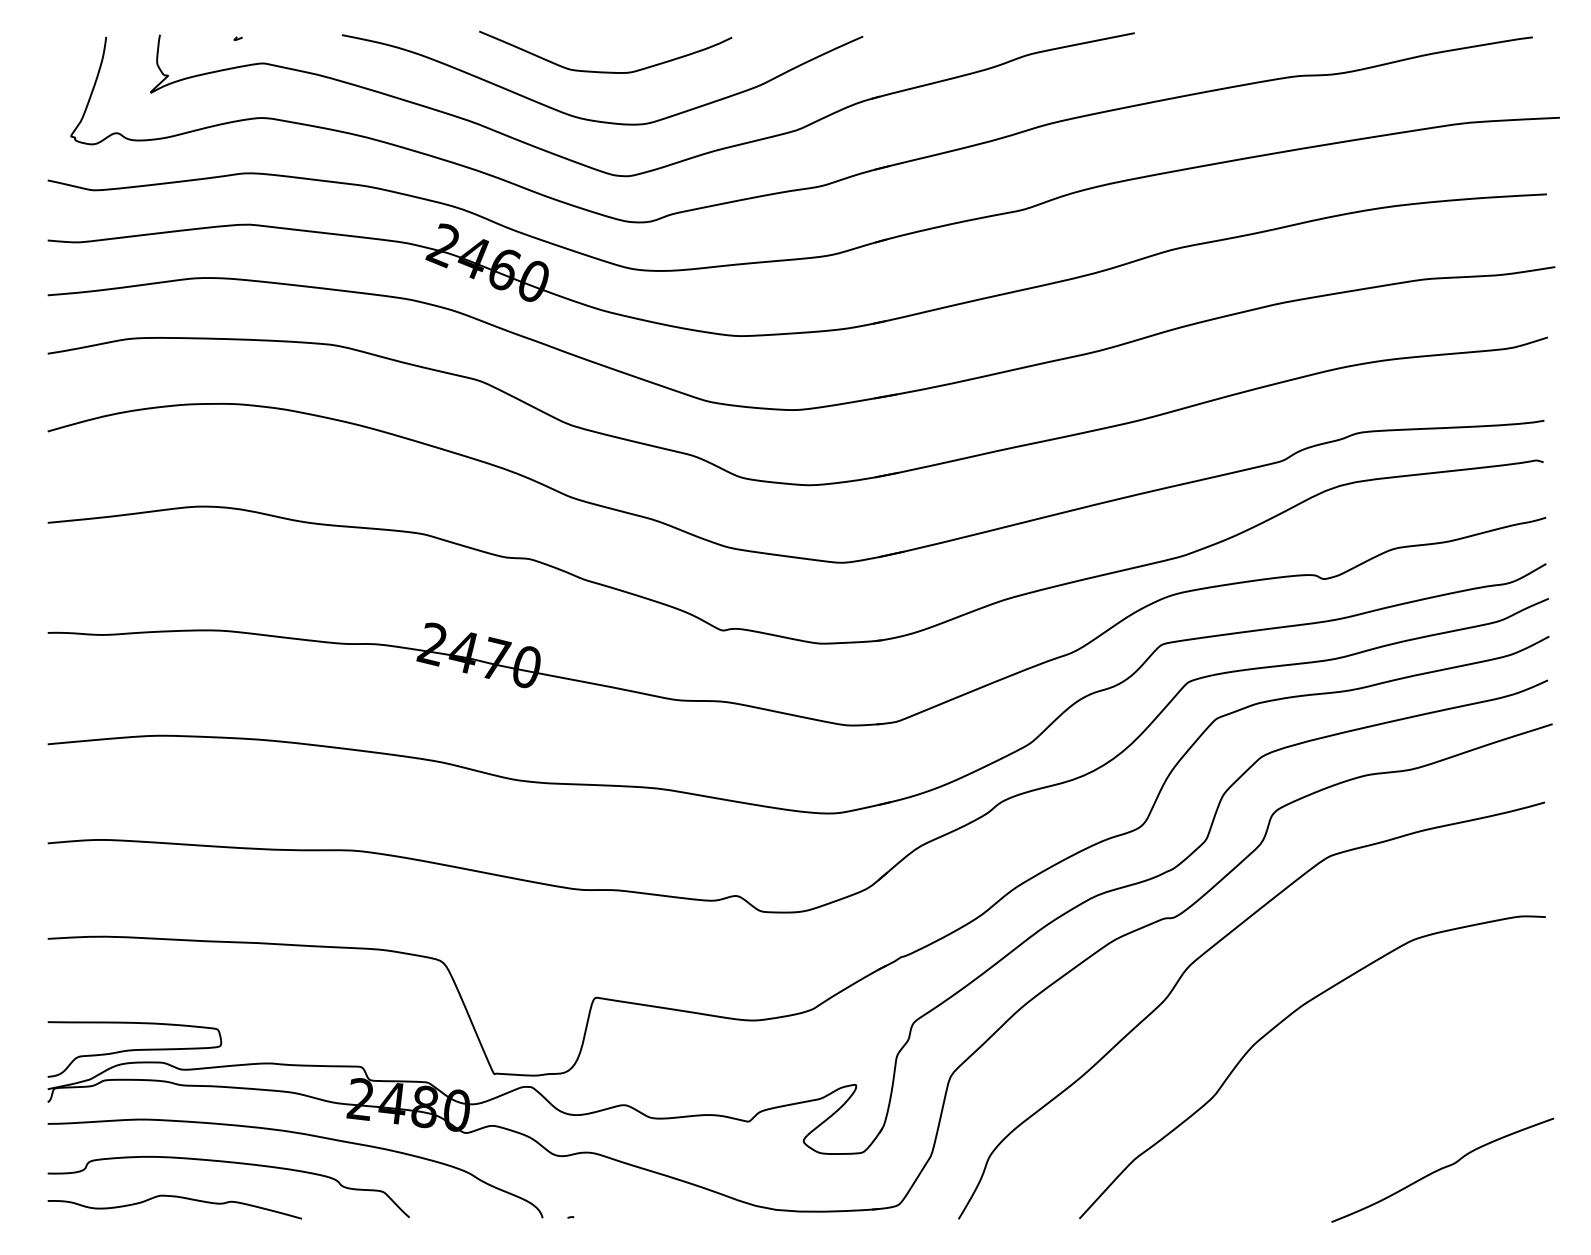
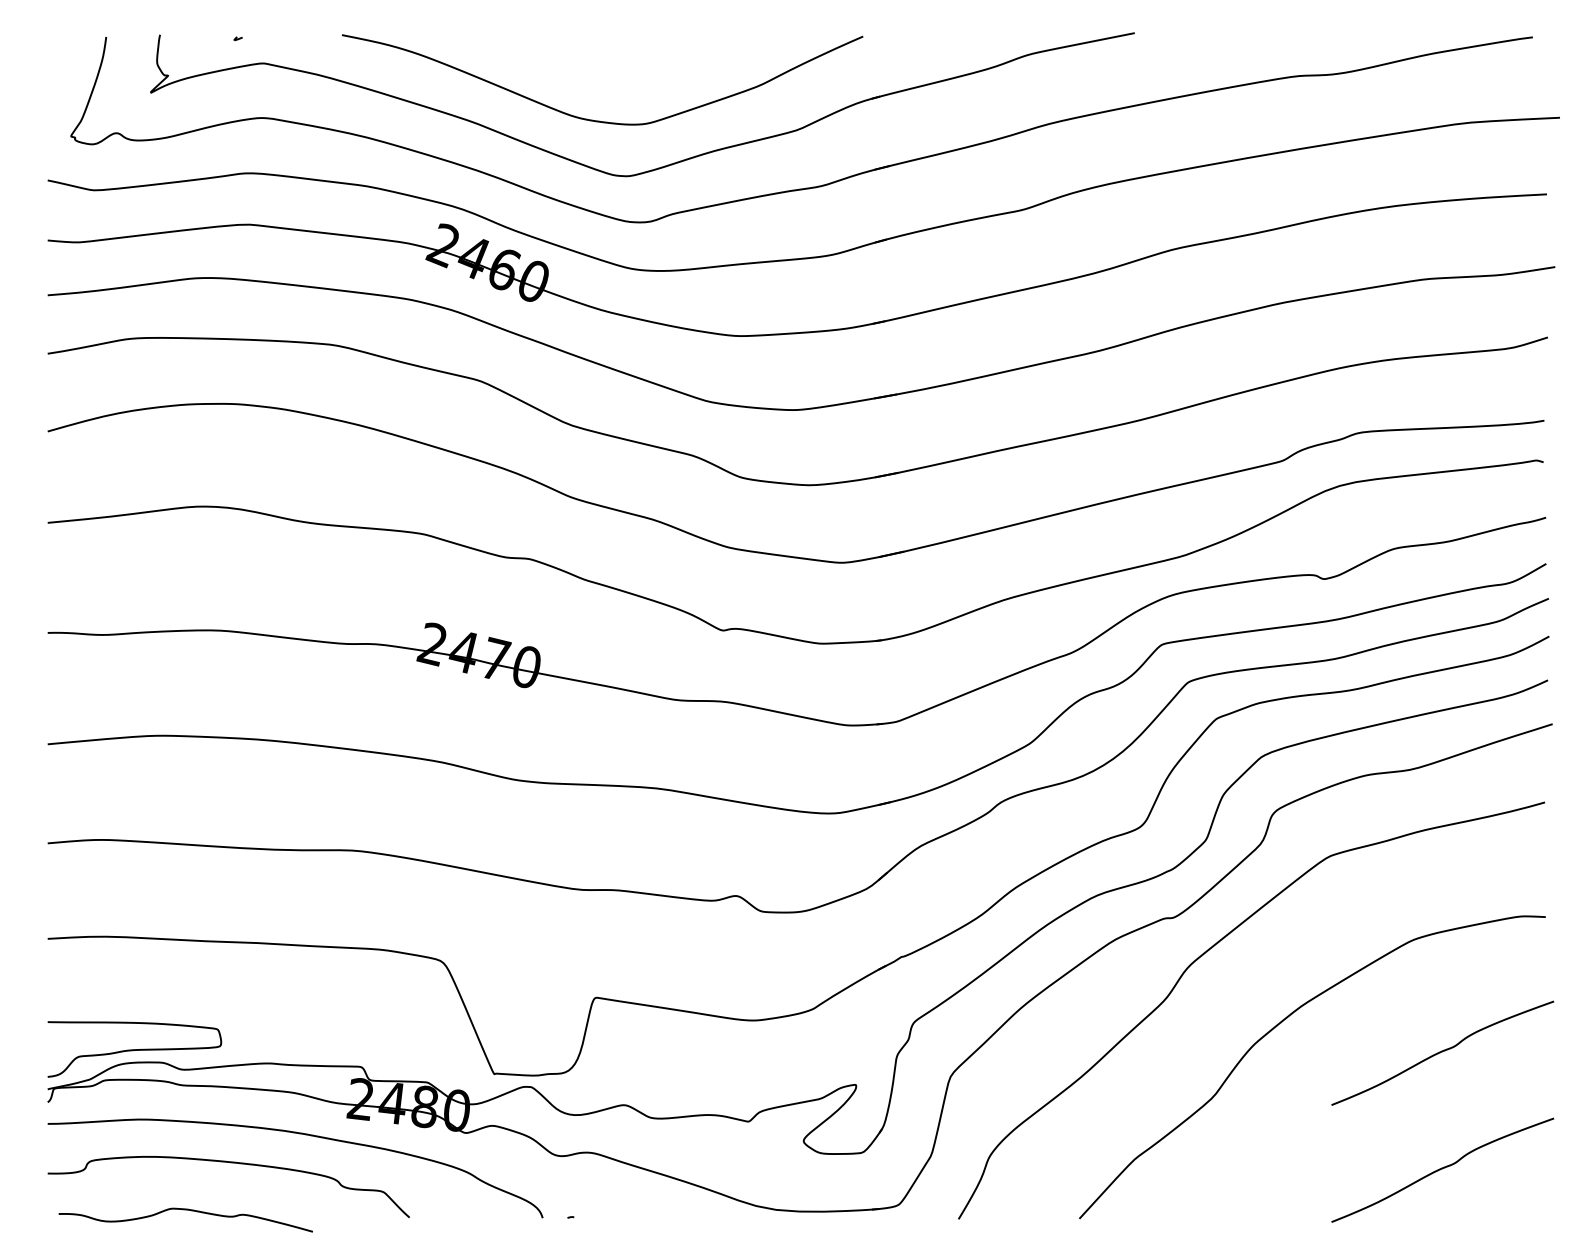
curve: present -> none (605, 71)
curve: none -> present (1442, 1052)
curve position: (174, 1197) -> (185, 1210) (185, 1210)
